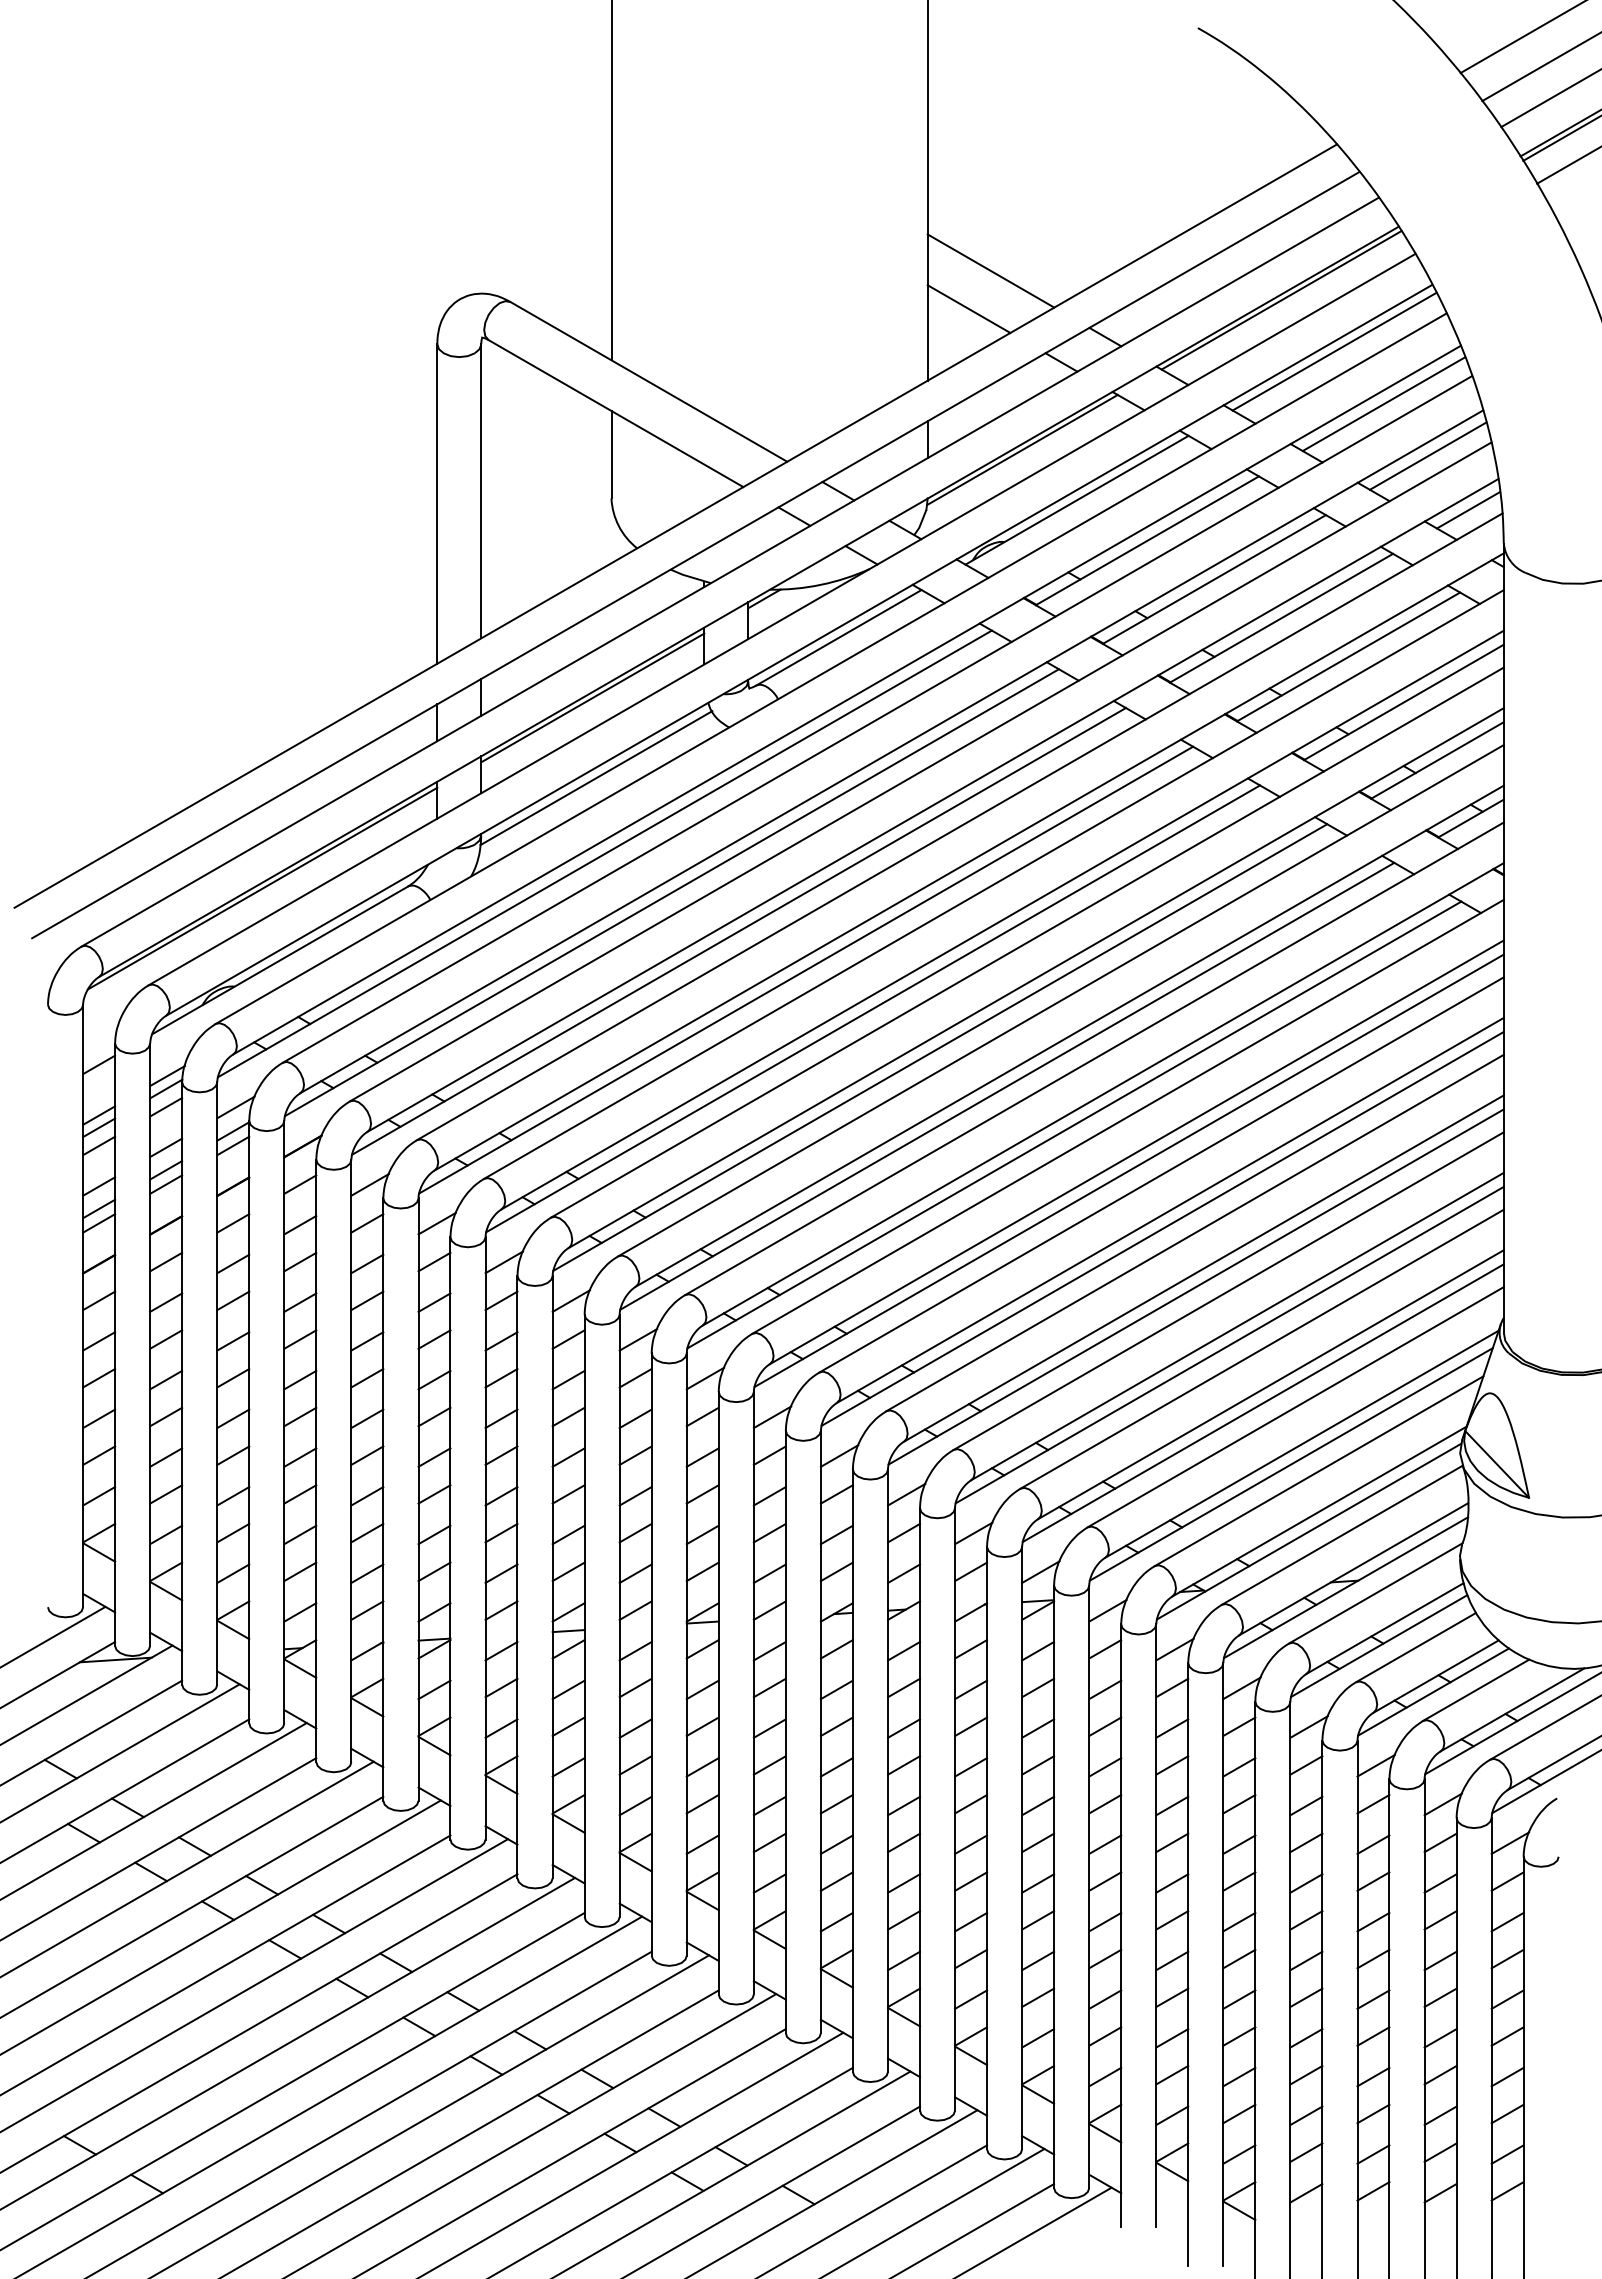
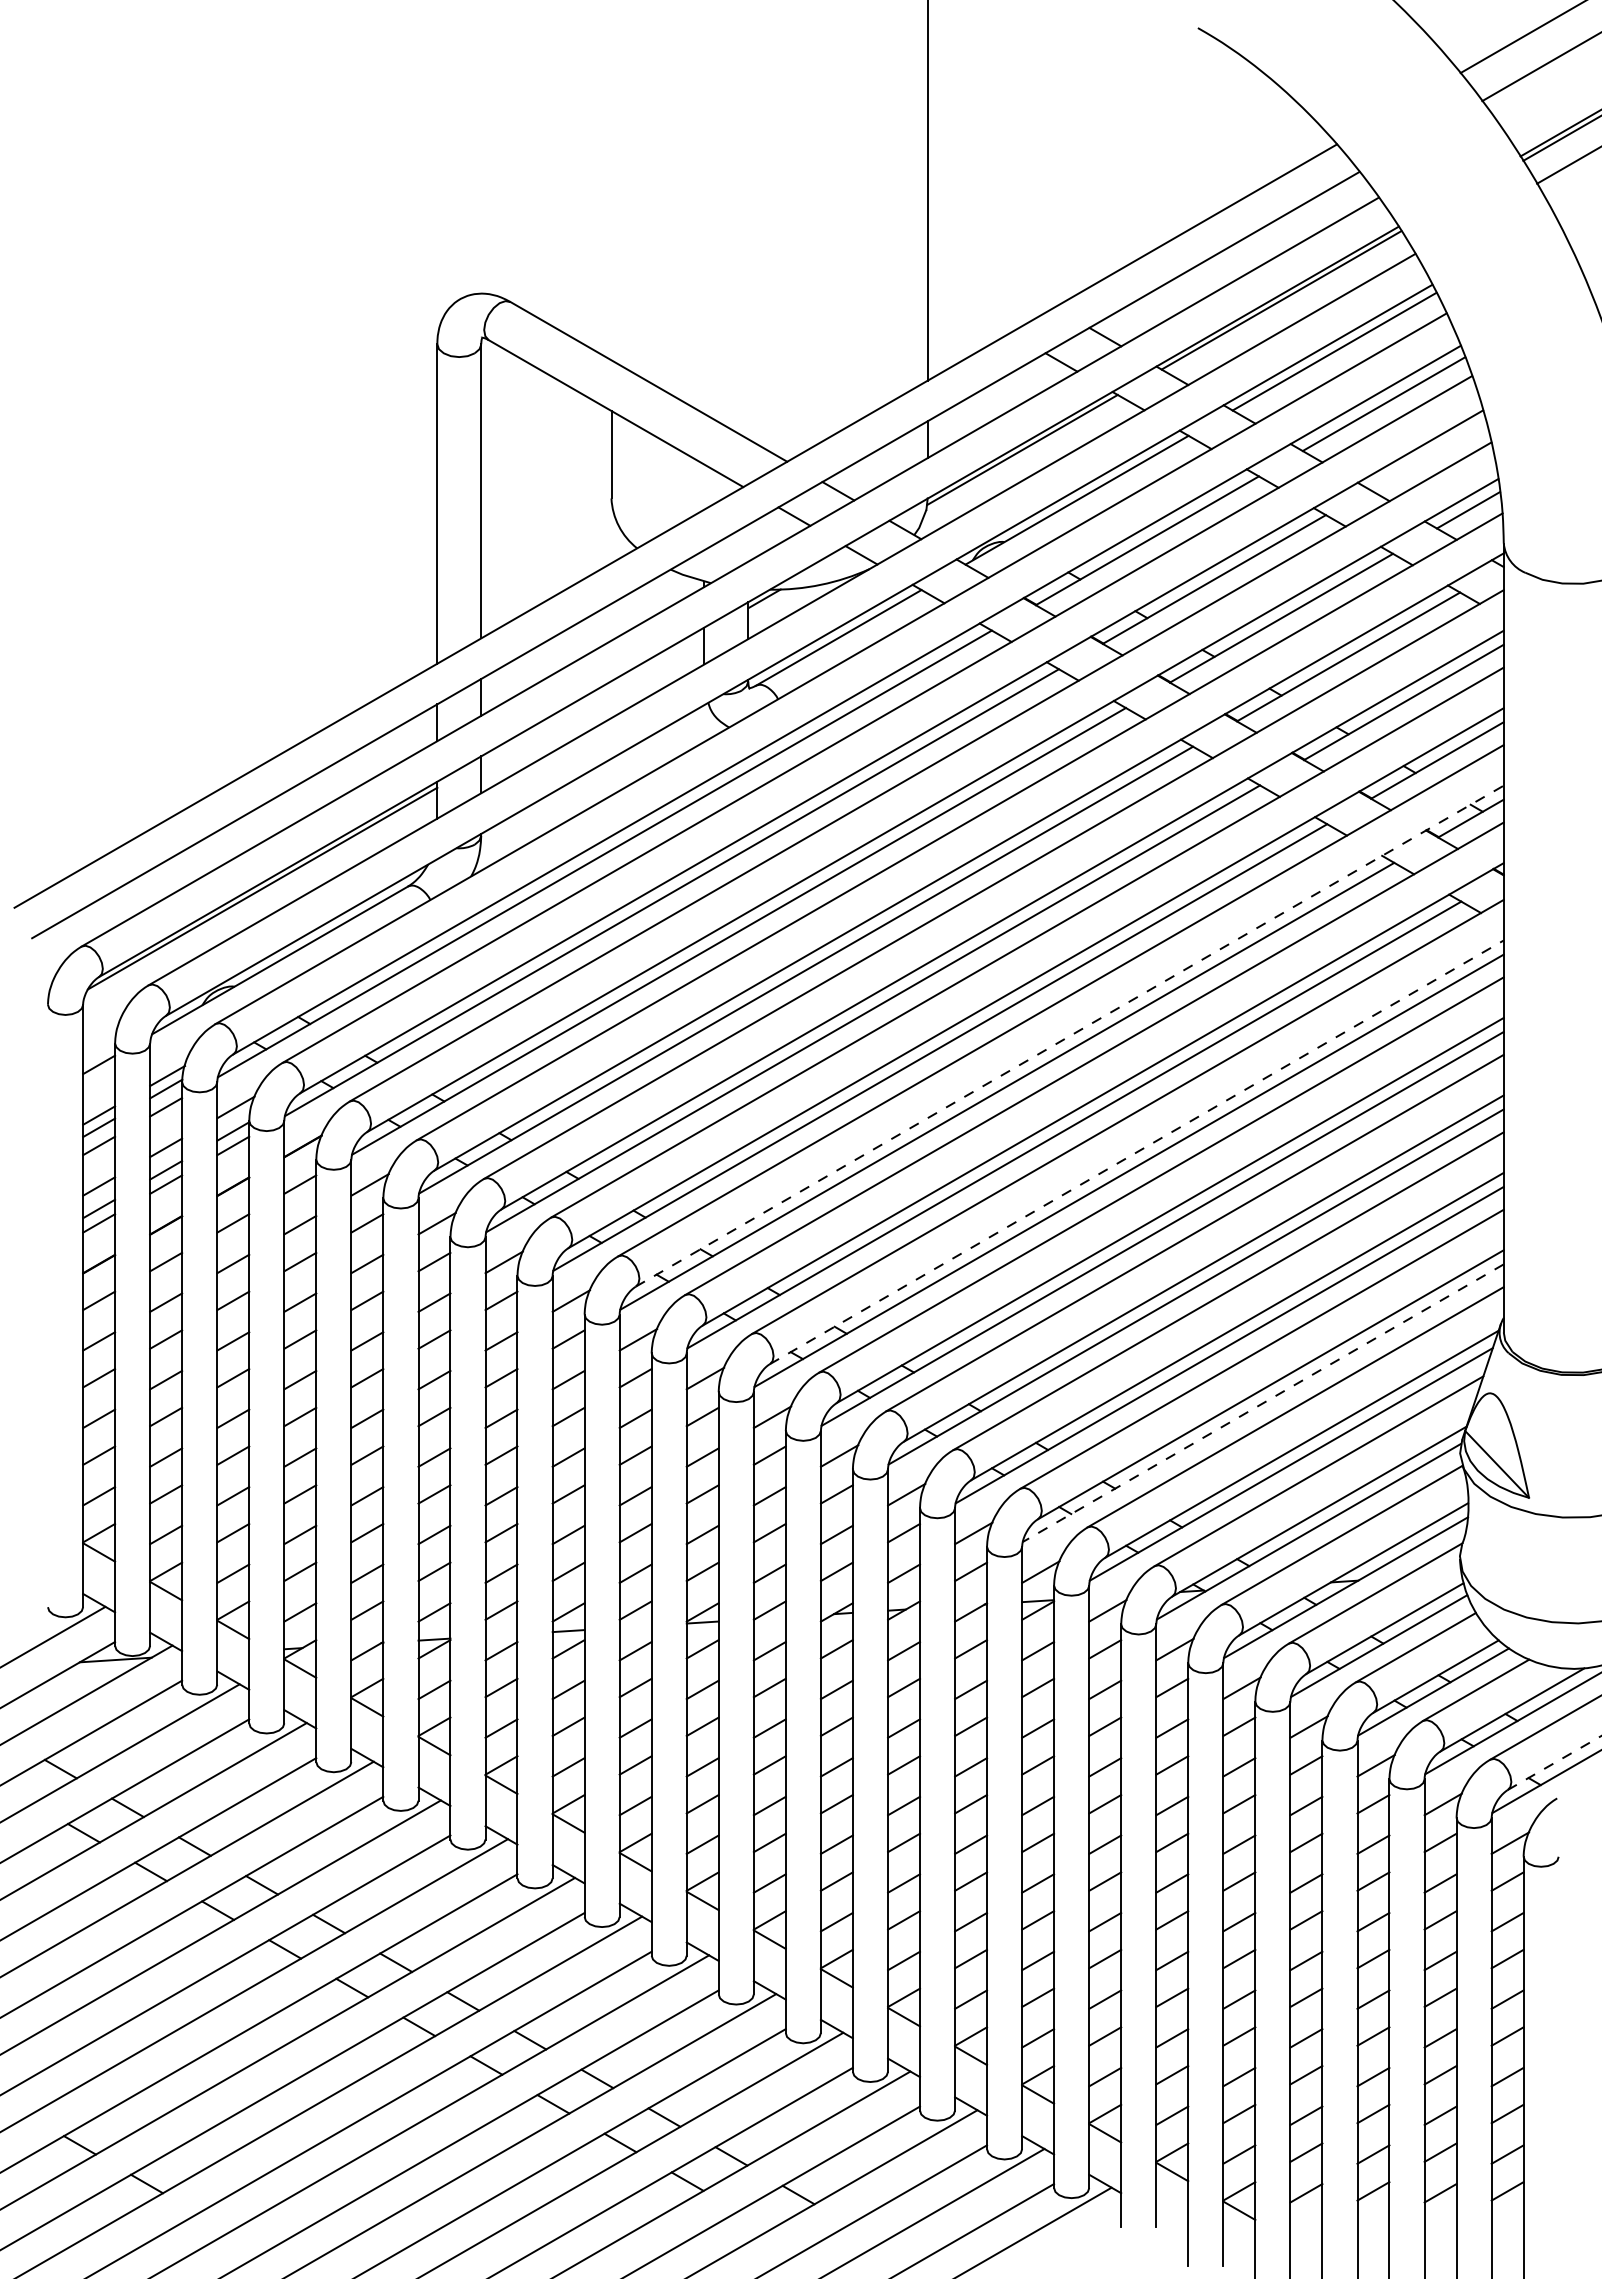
line: present -> none (1549, 98)
line: present -> none (611, 181)
line: present -> none (990, 270)
line: present -> none (968, 308)
line: present -> none (1427, 455)
line: present -> none (592, 697)
line: present -> none (596, 778)
line: solid -> dashed (1070, 1035)
line: solid -> dashed (1136, 1152)
line: solid -> dashed (1263, 1403)
line: solid -> dashed (1554, 1763)
